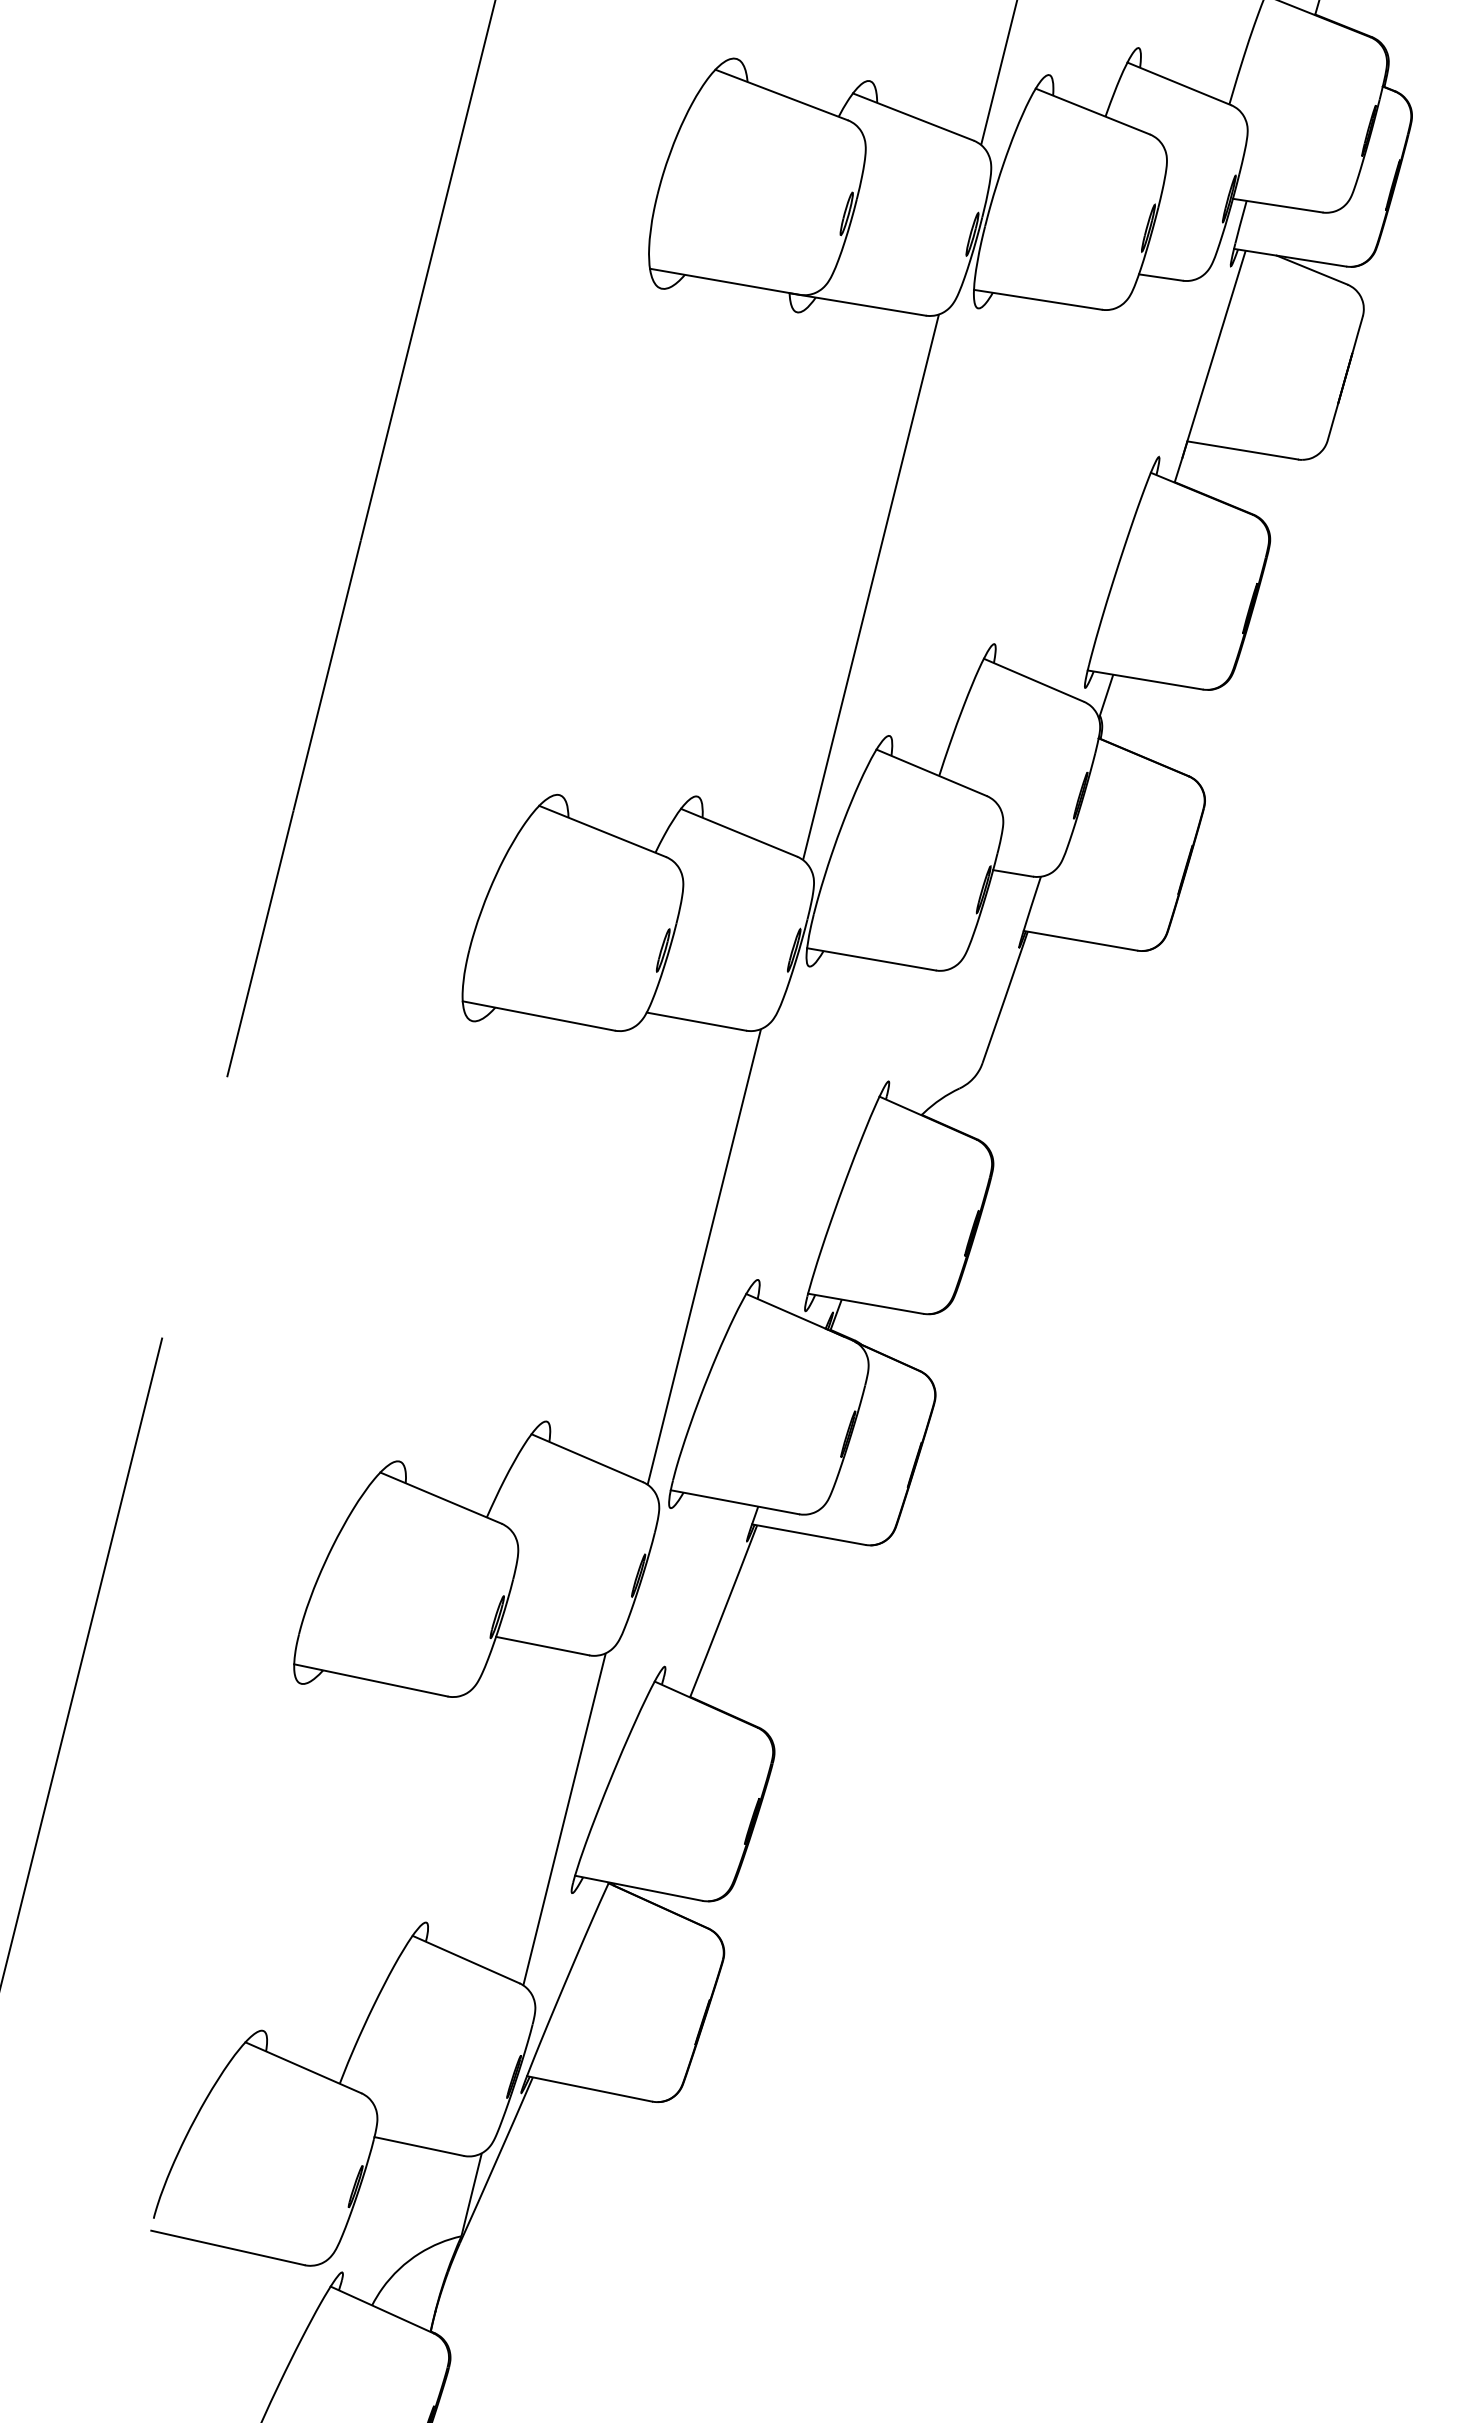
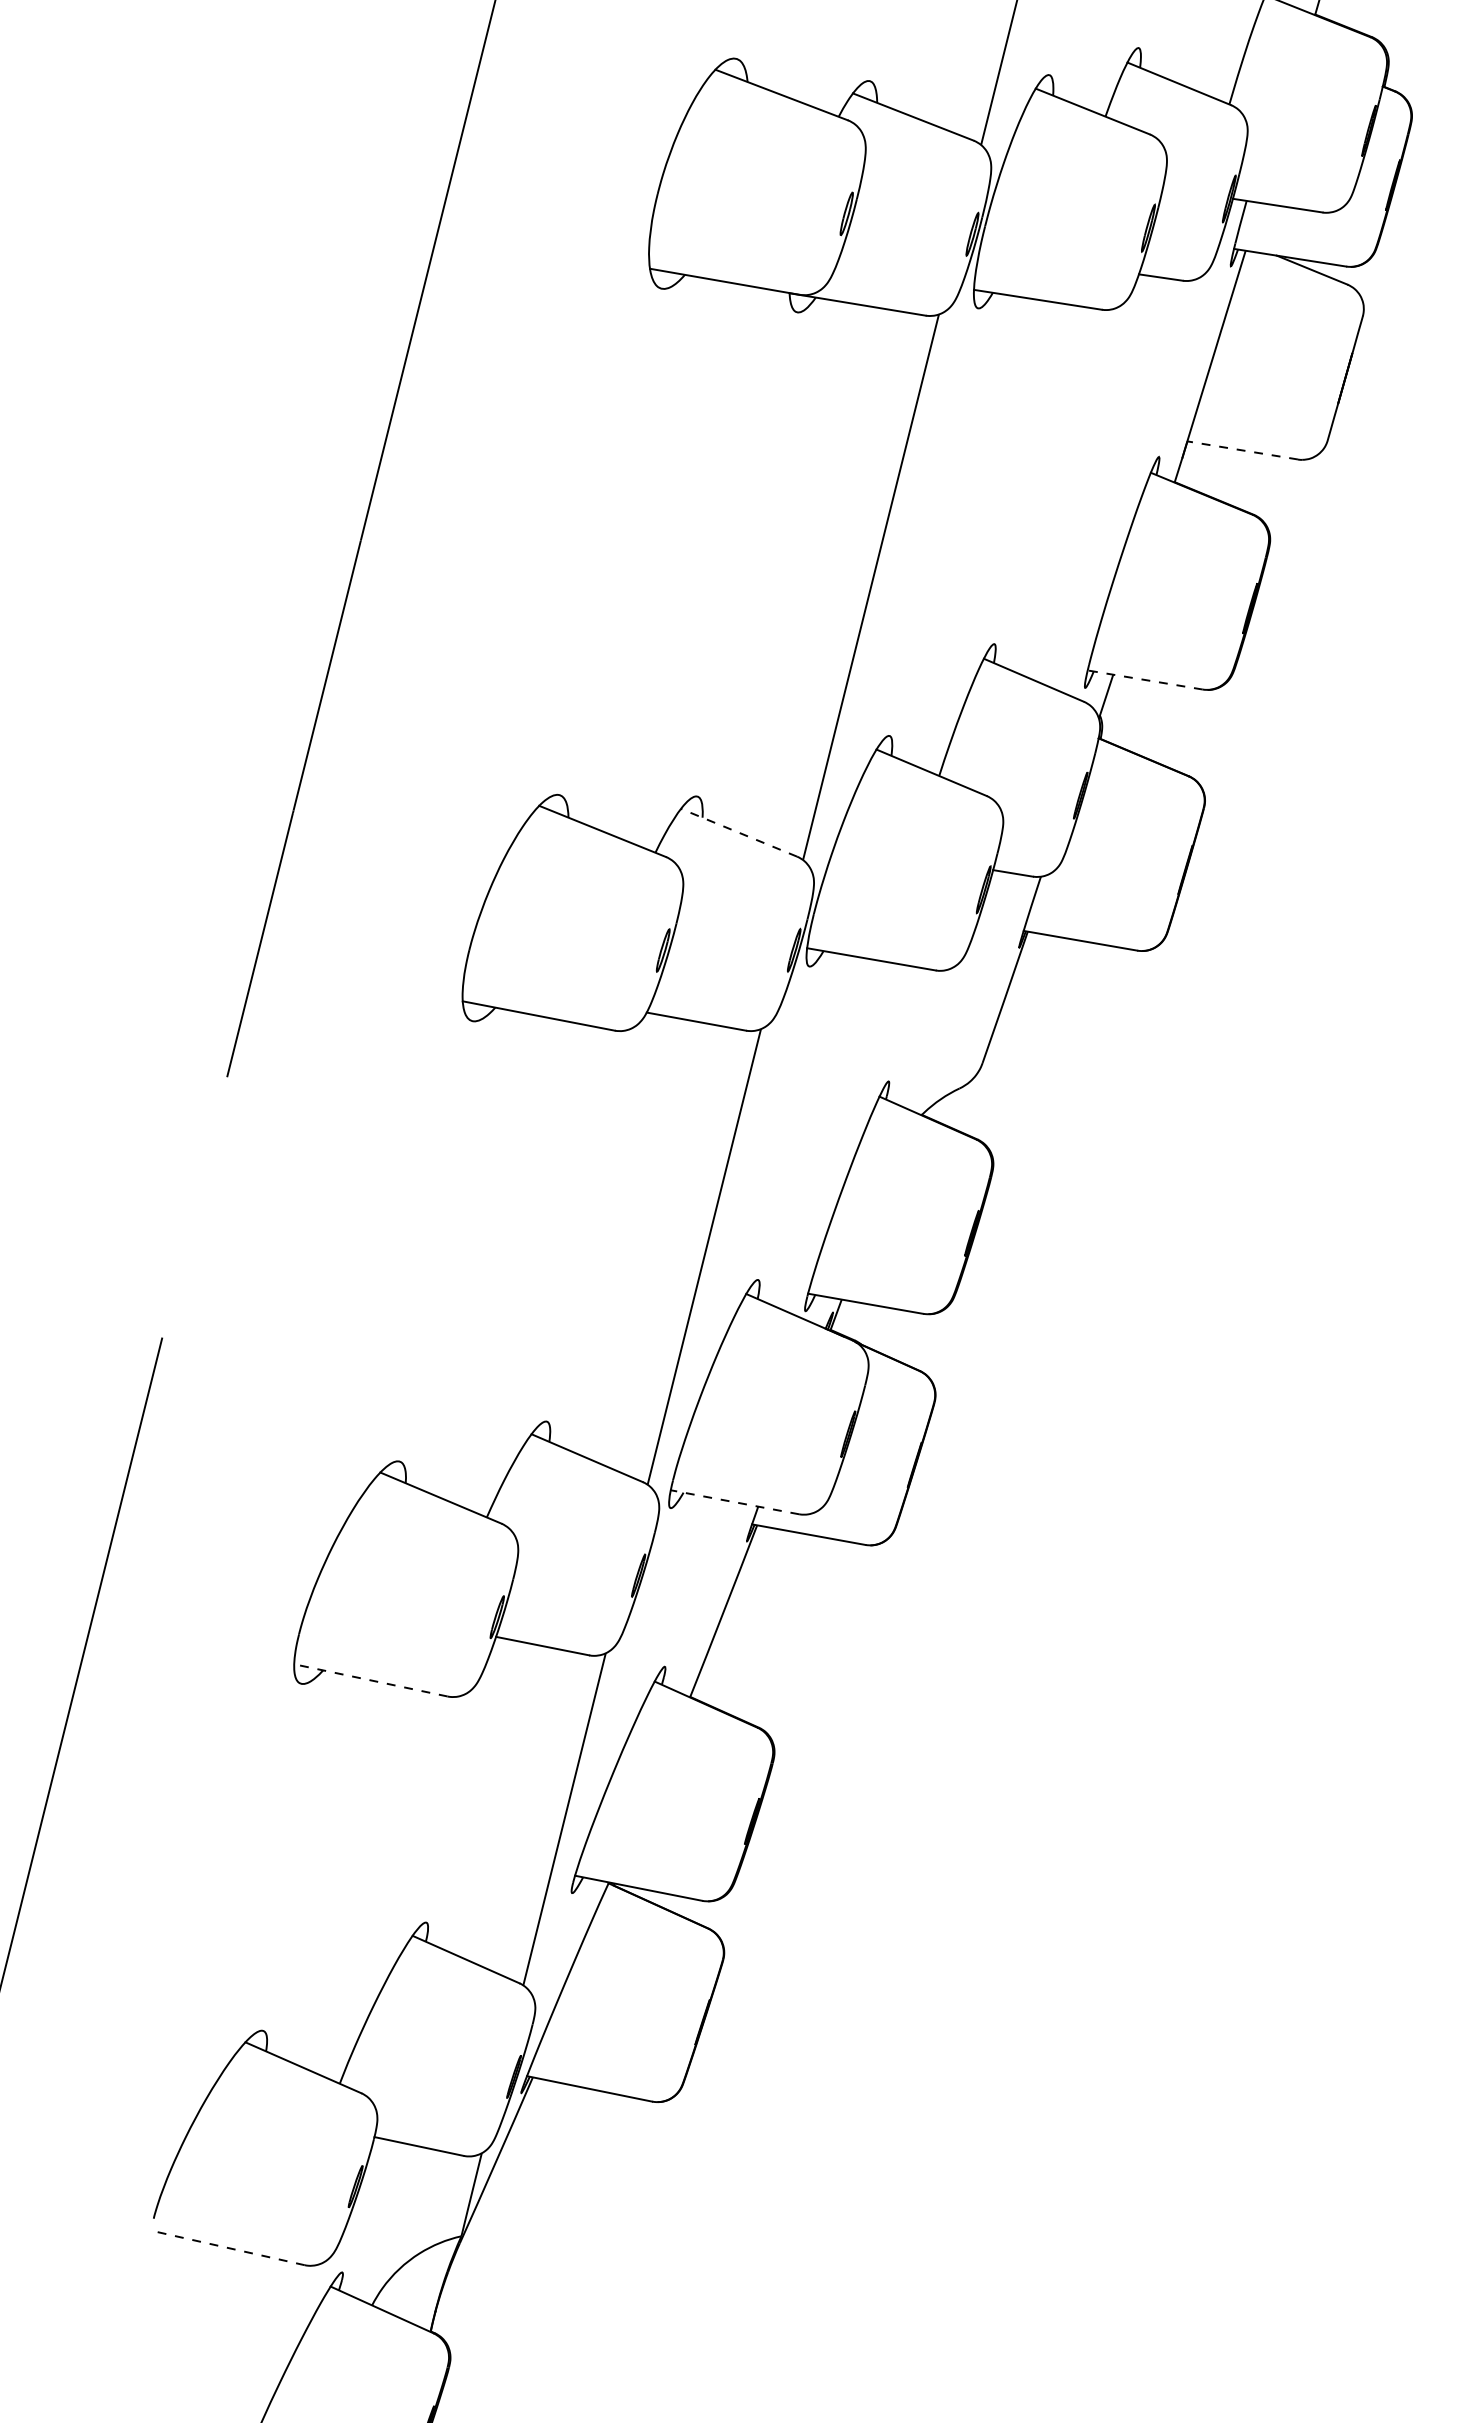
line: solid -> dashed (1242, 450)
line: solid -> dashed (1144, 679)
line: solid -> dashed (739, 832)
line: solid -> dashed (734, 1502)
line: solid -> dashed (370, 1680)
line: solid -> dashed (228, 2247)
